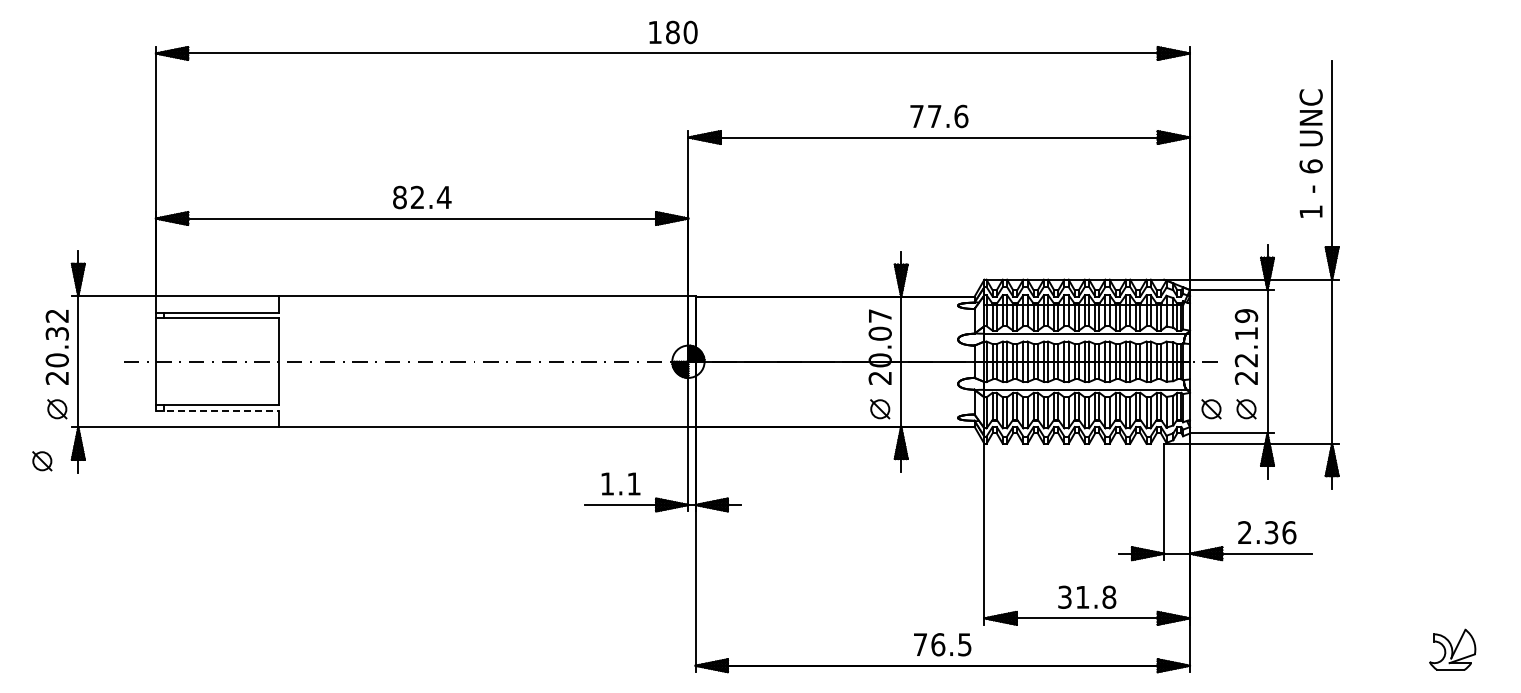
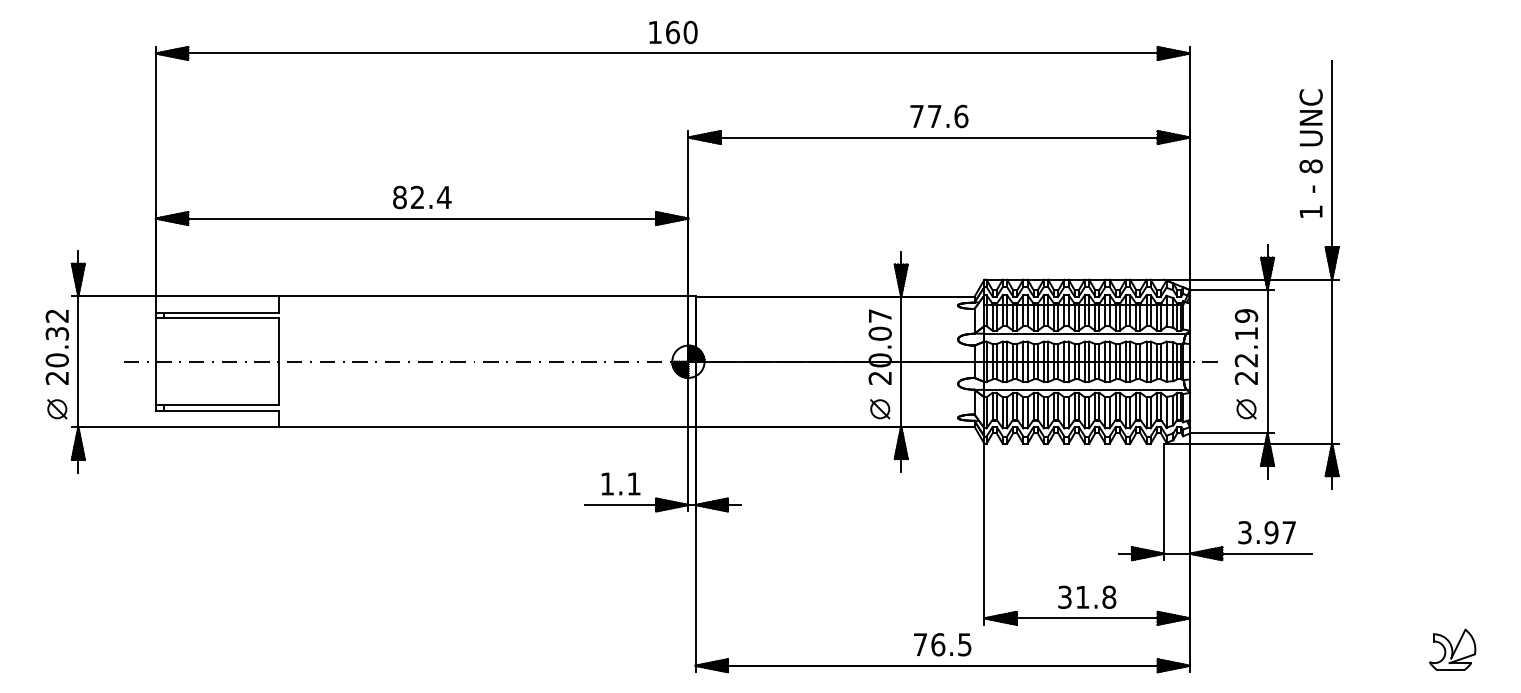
text: 180 -> 160 (672, 31)
text: 6 -> 8 (1310, 166)
part: present -> none (1211, 409)
line: dashed -> solid (217, 411)
part: present -> none (42, 461)
text: 2.36 -> 3.97 (1267, 532)
